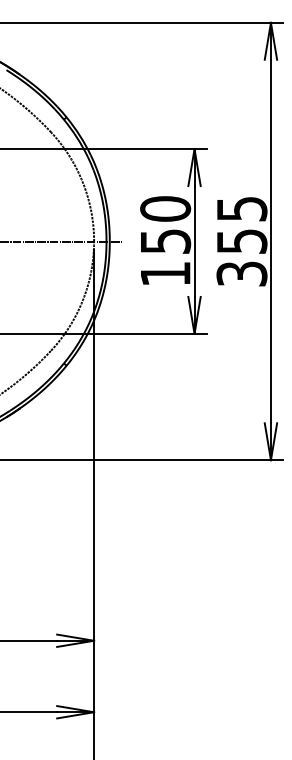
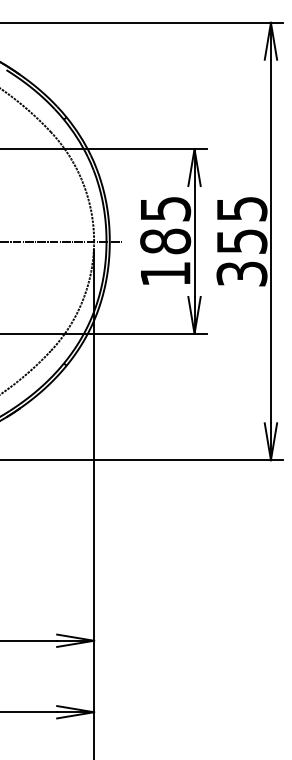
text: 150 -> 185 (165, 225)
